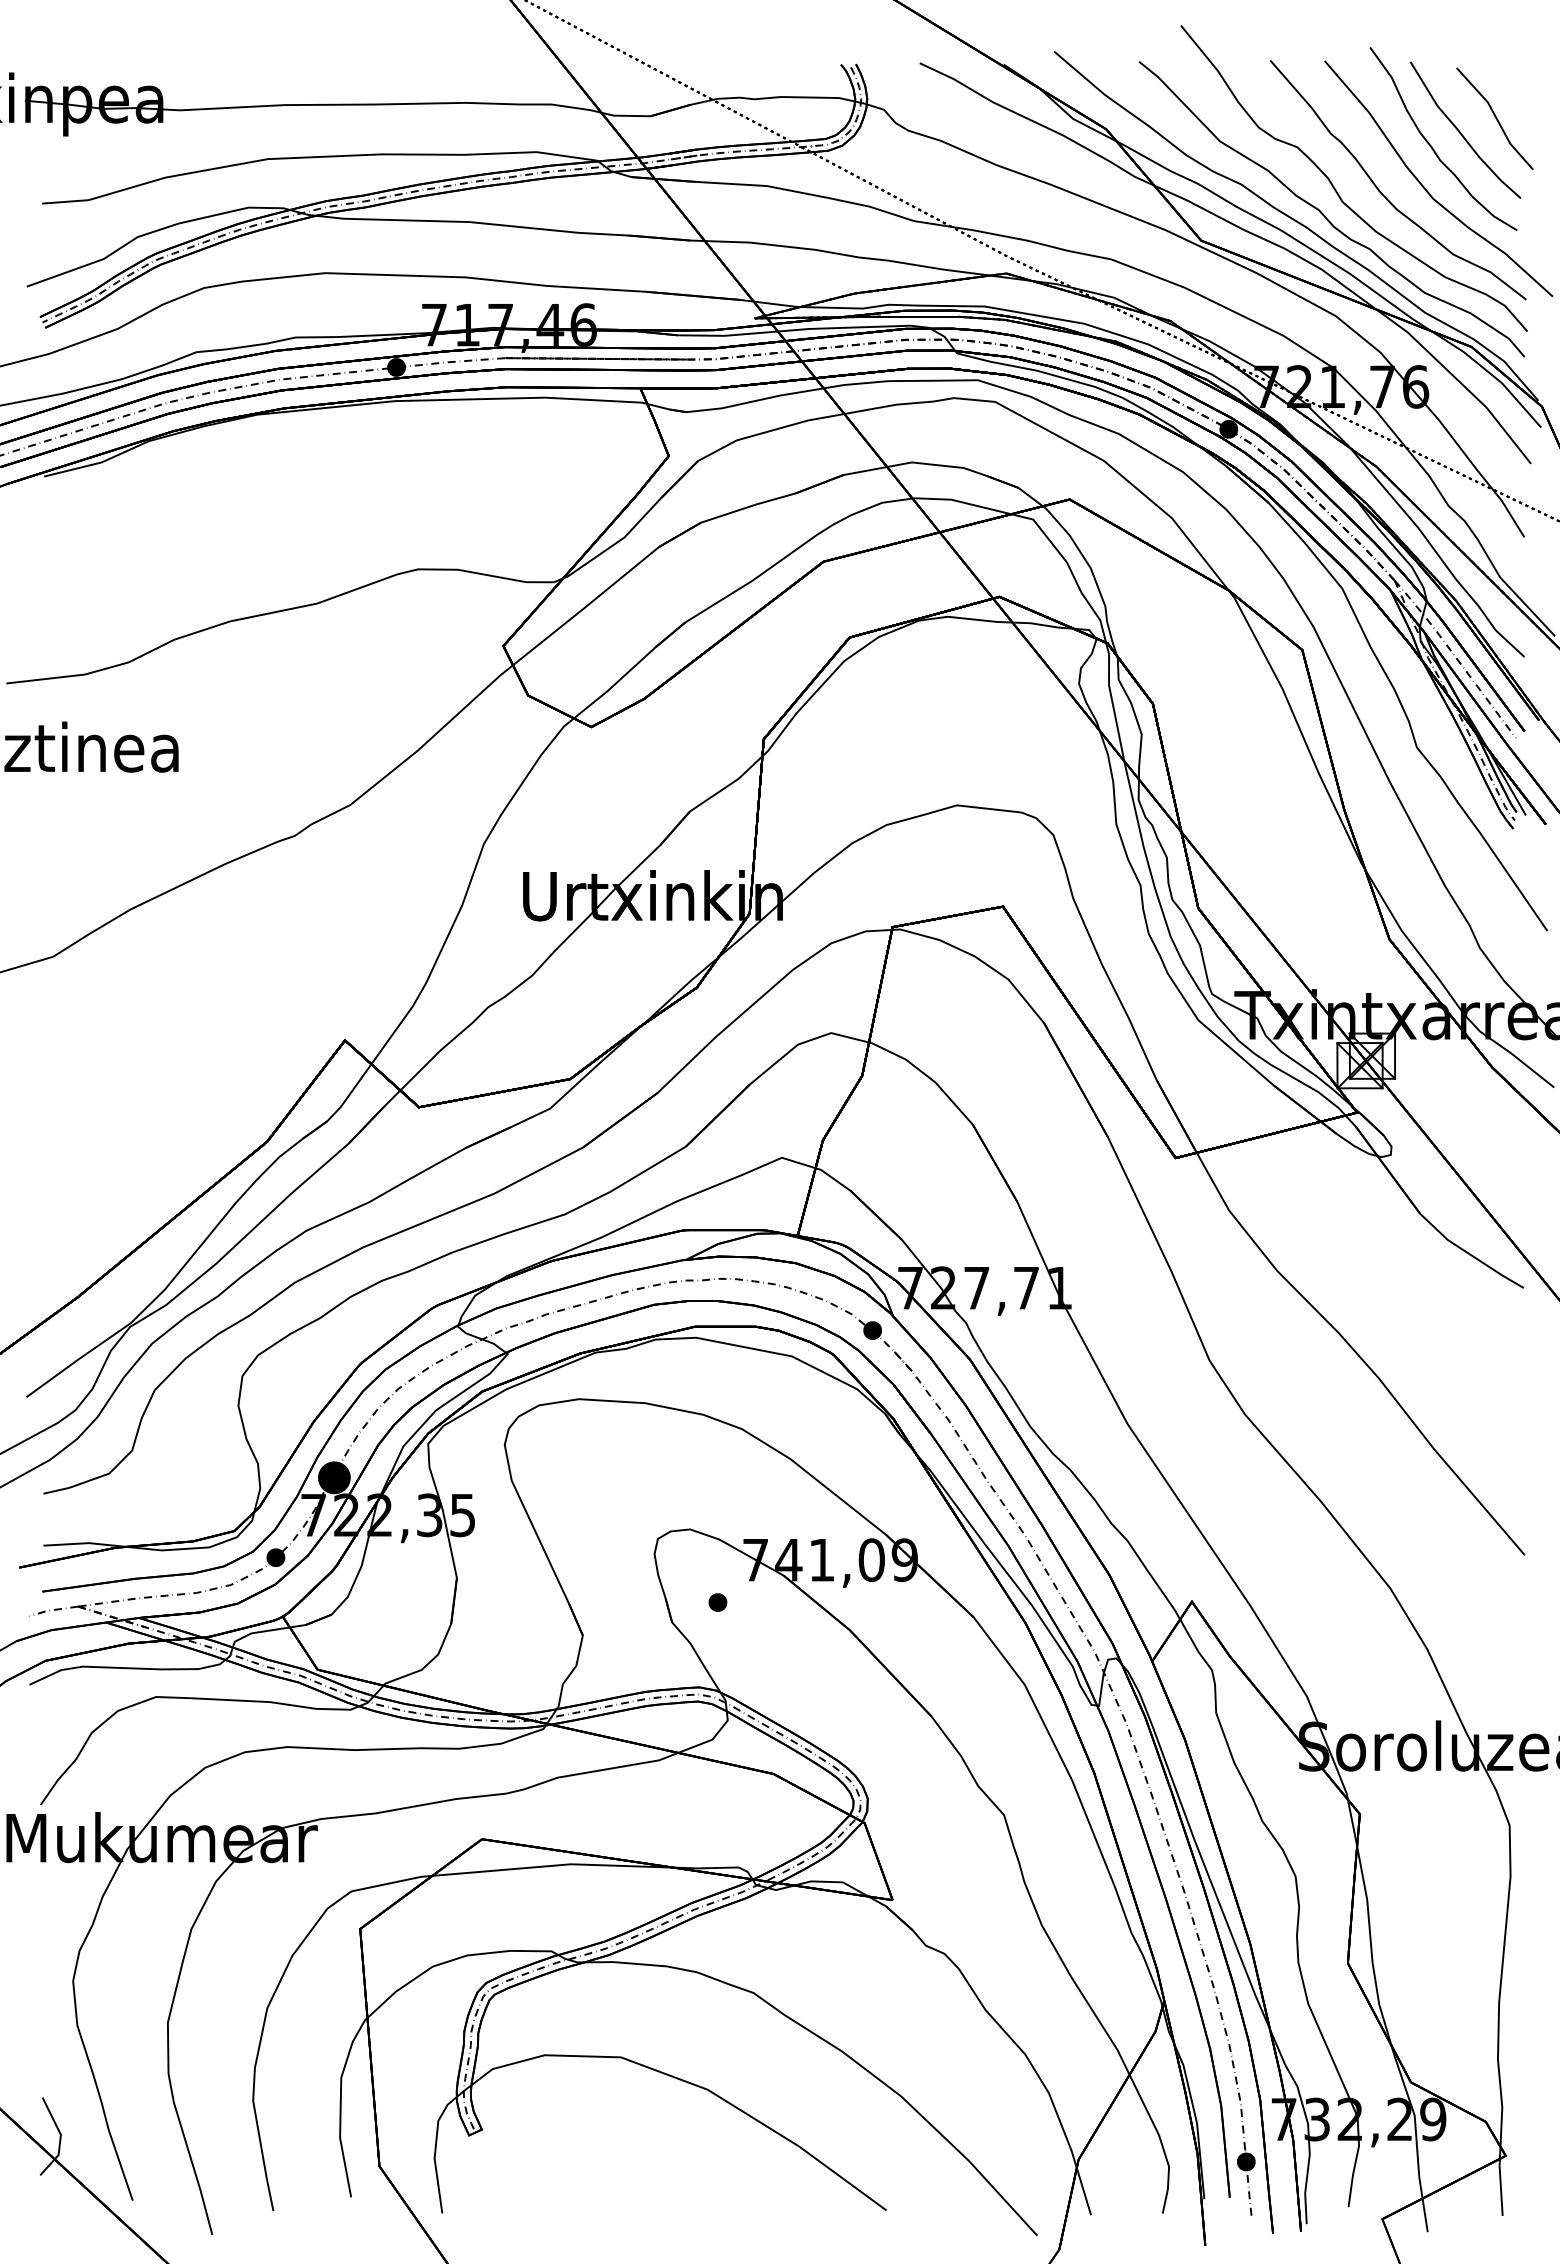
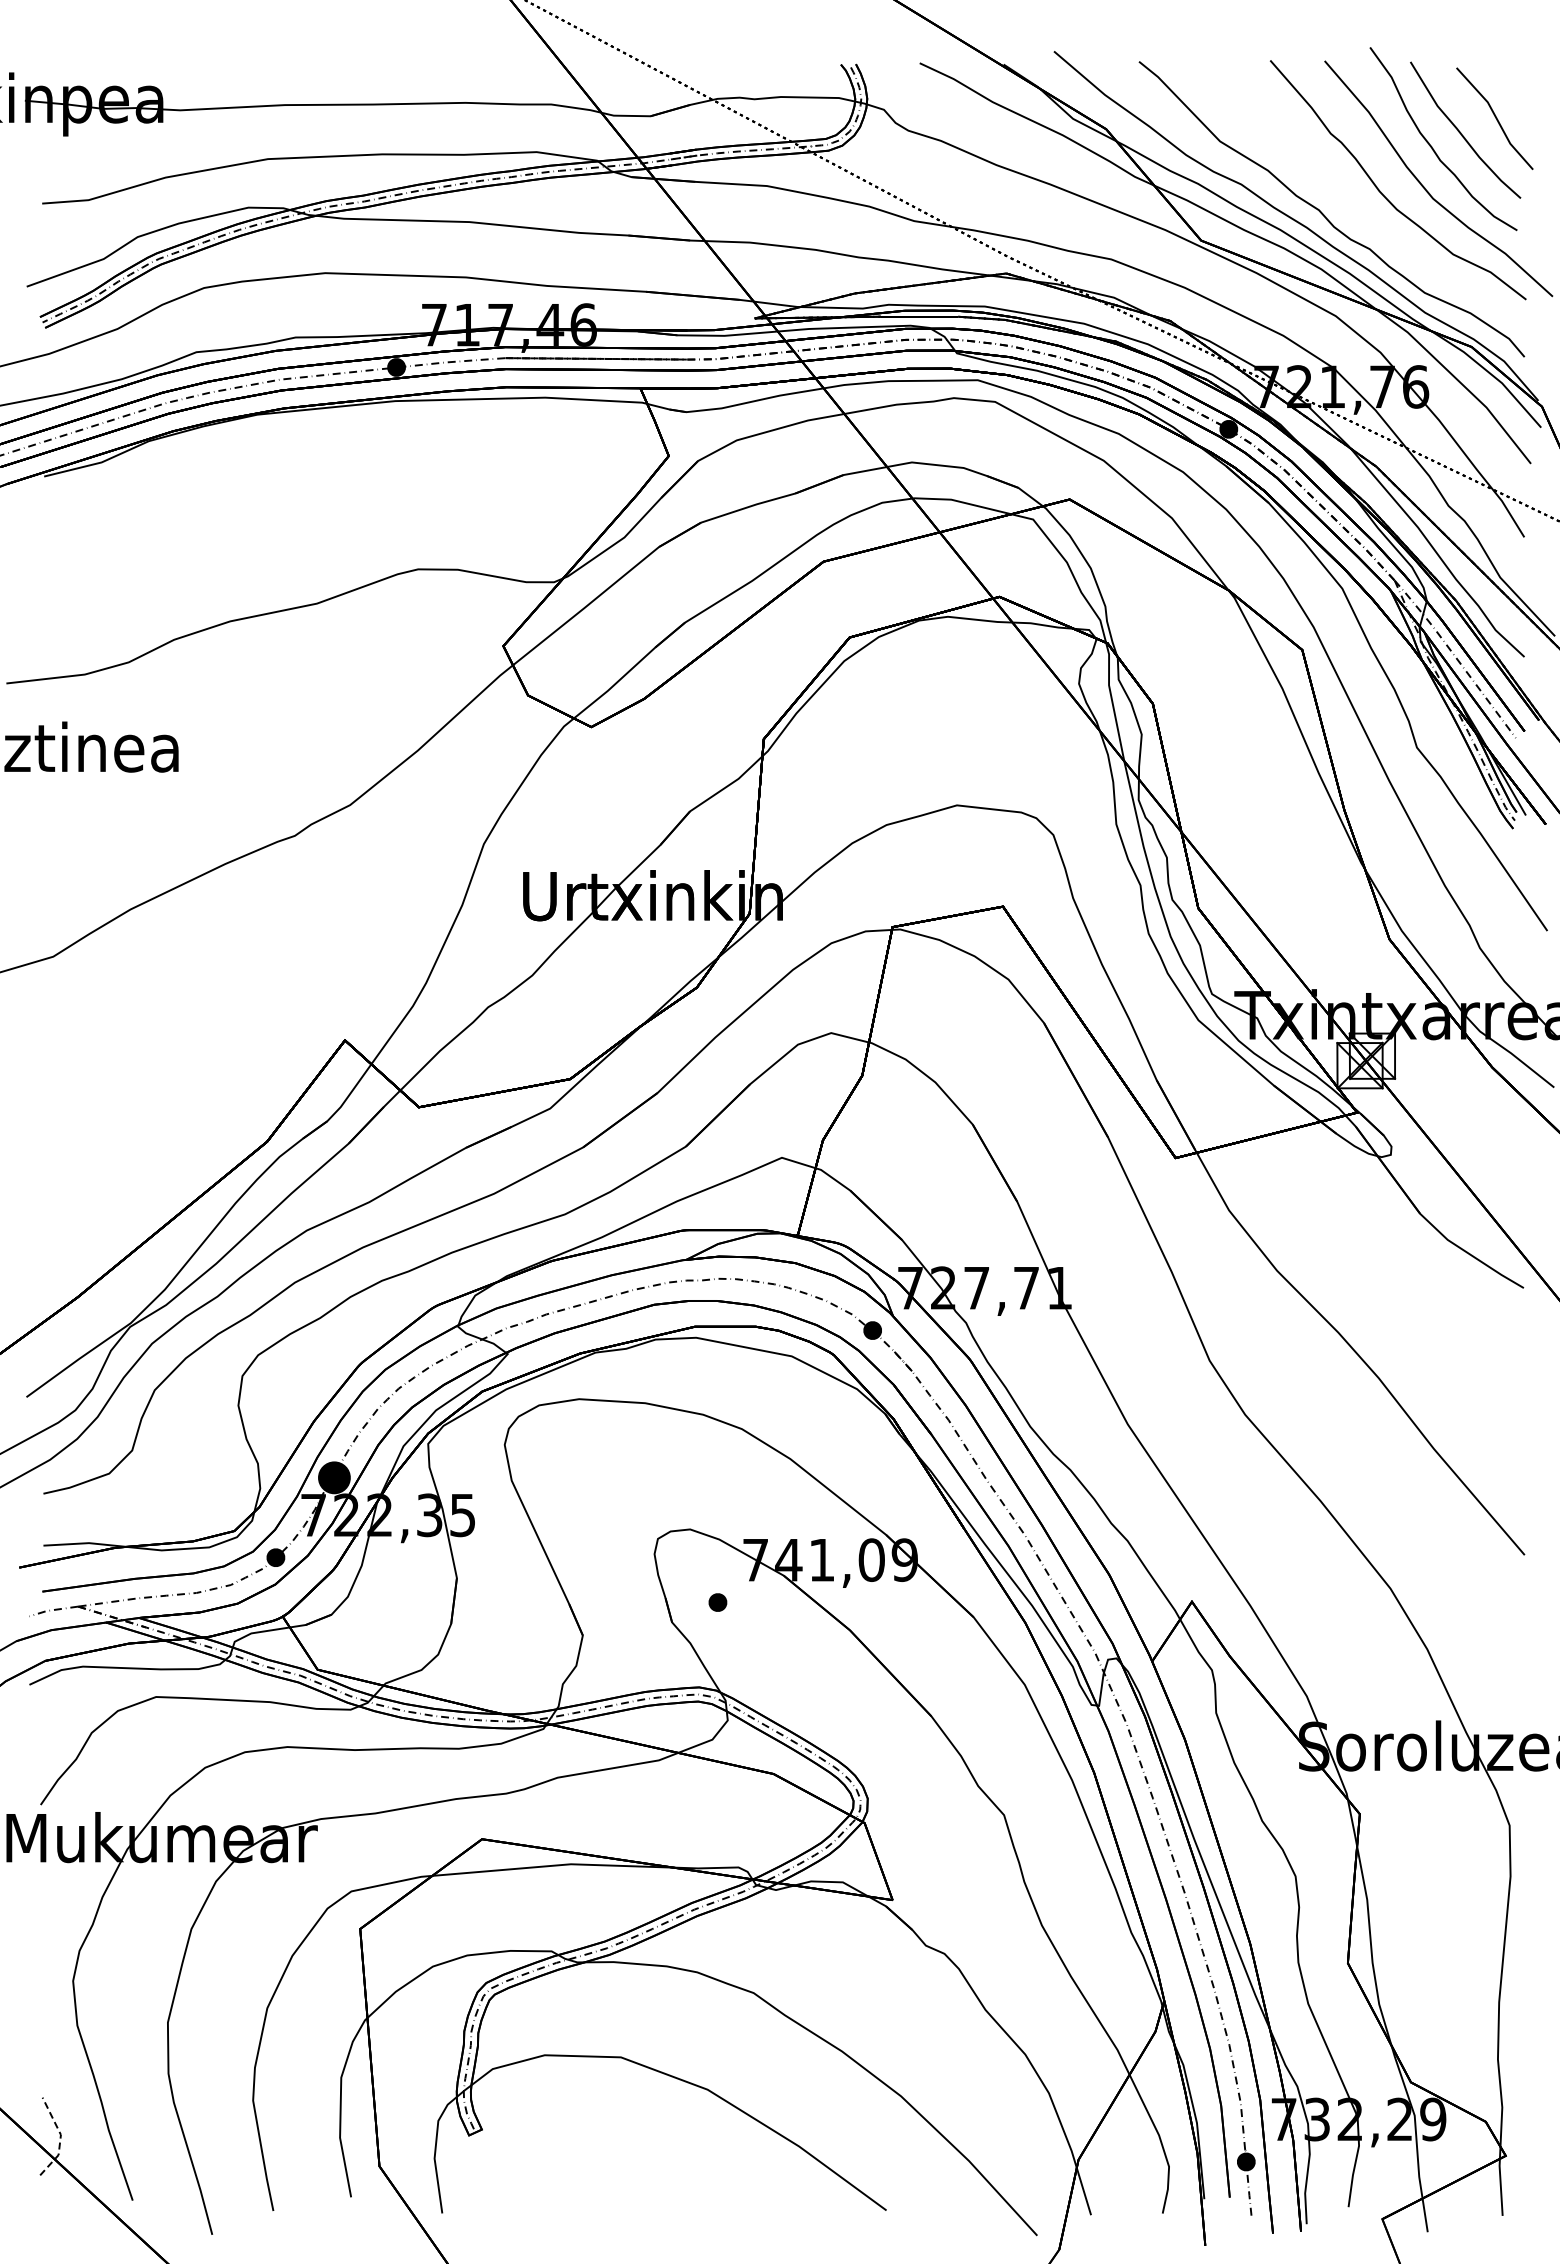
curve: present -> none (1336, 189)
line: solid -> dashed (60, 2137)
